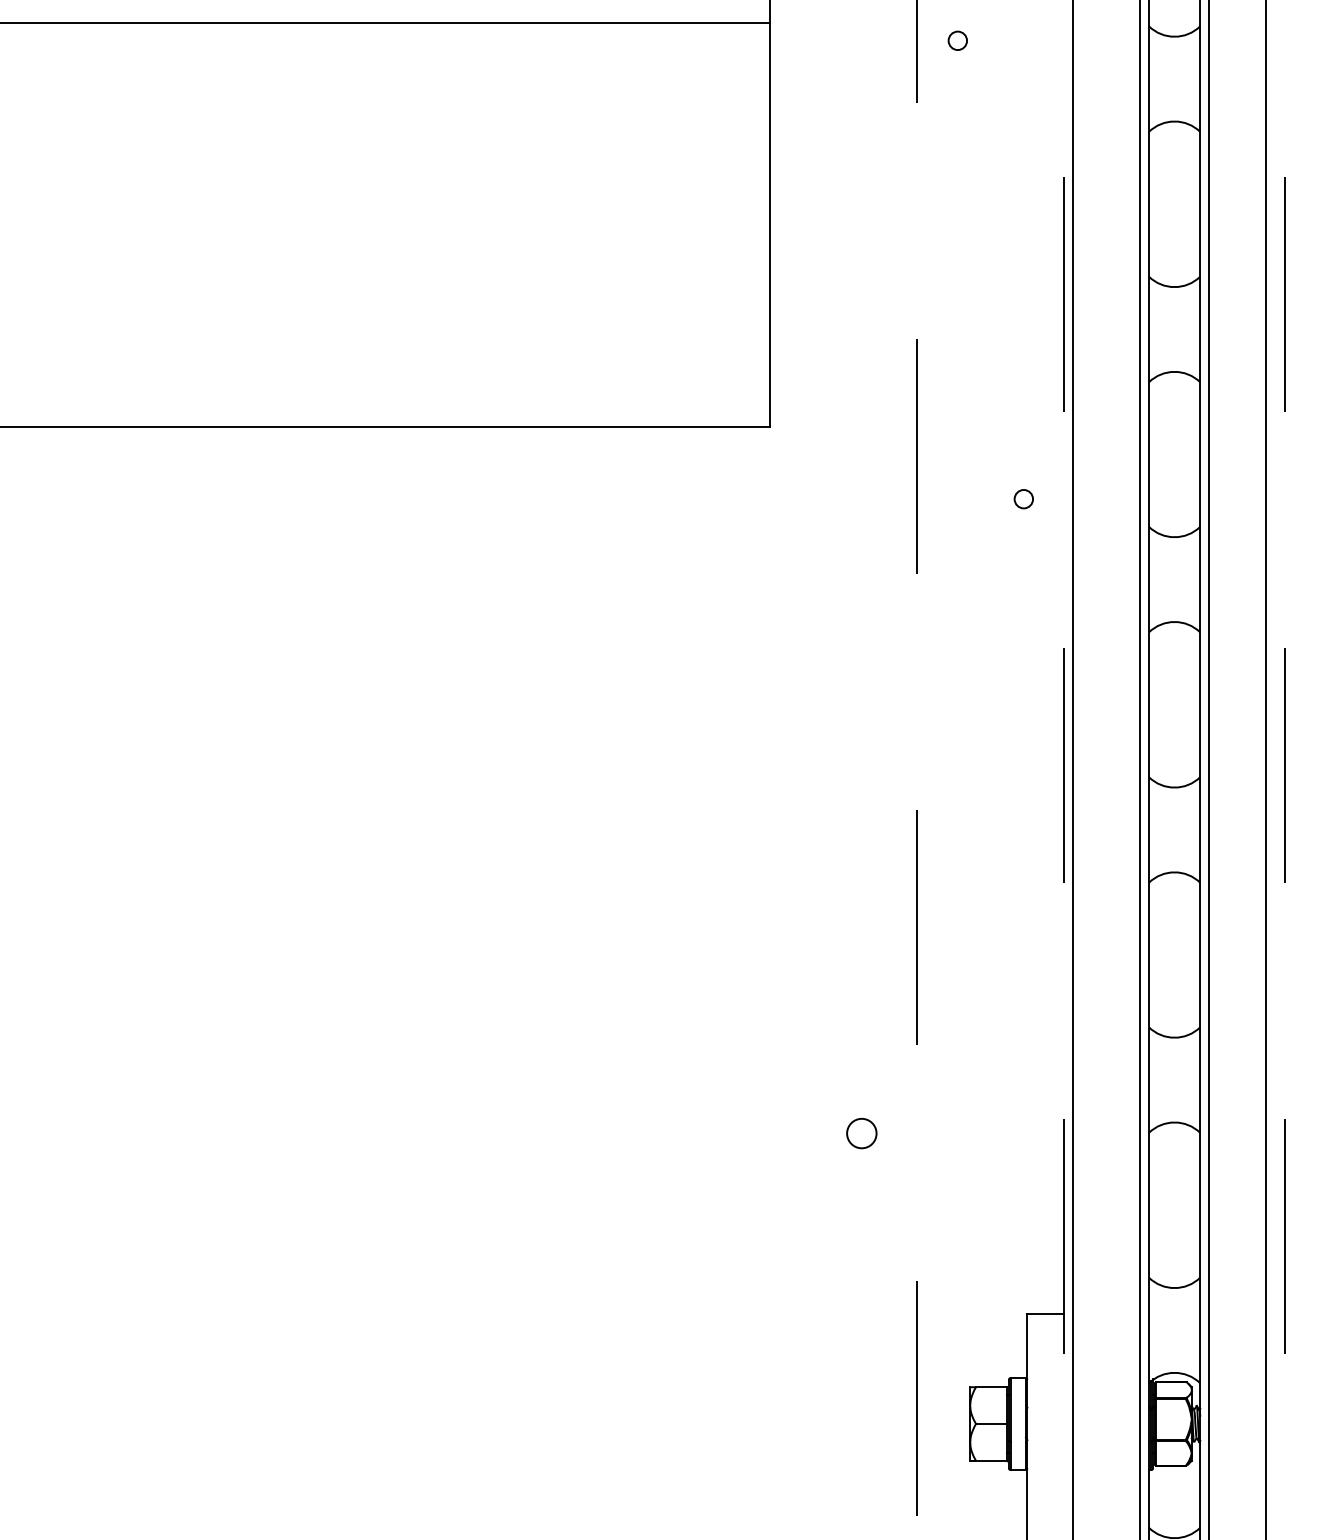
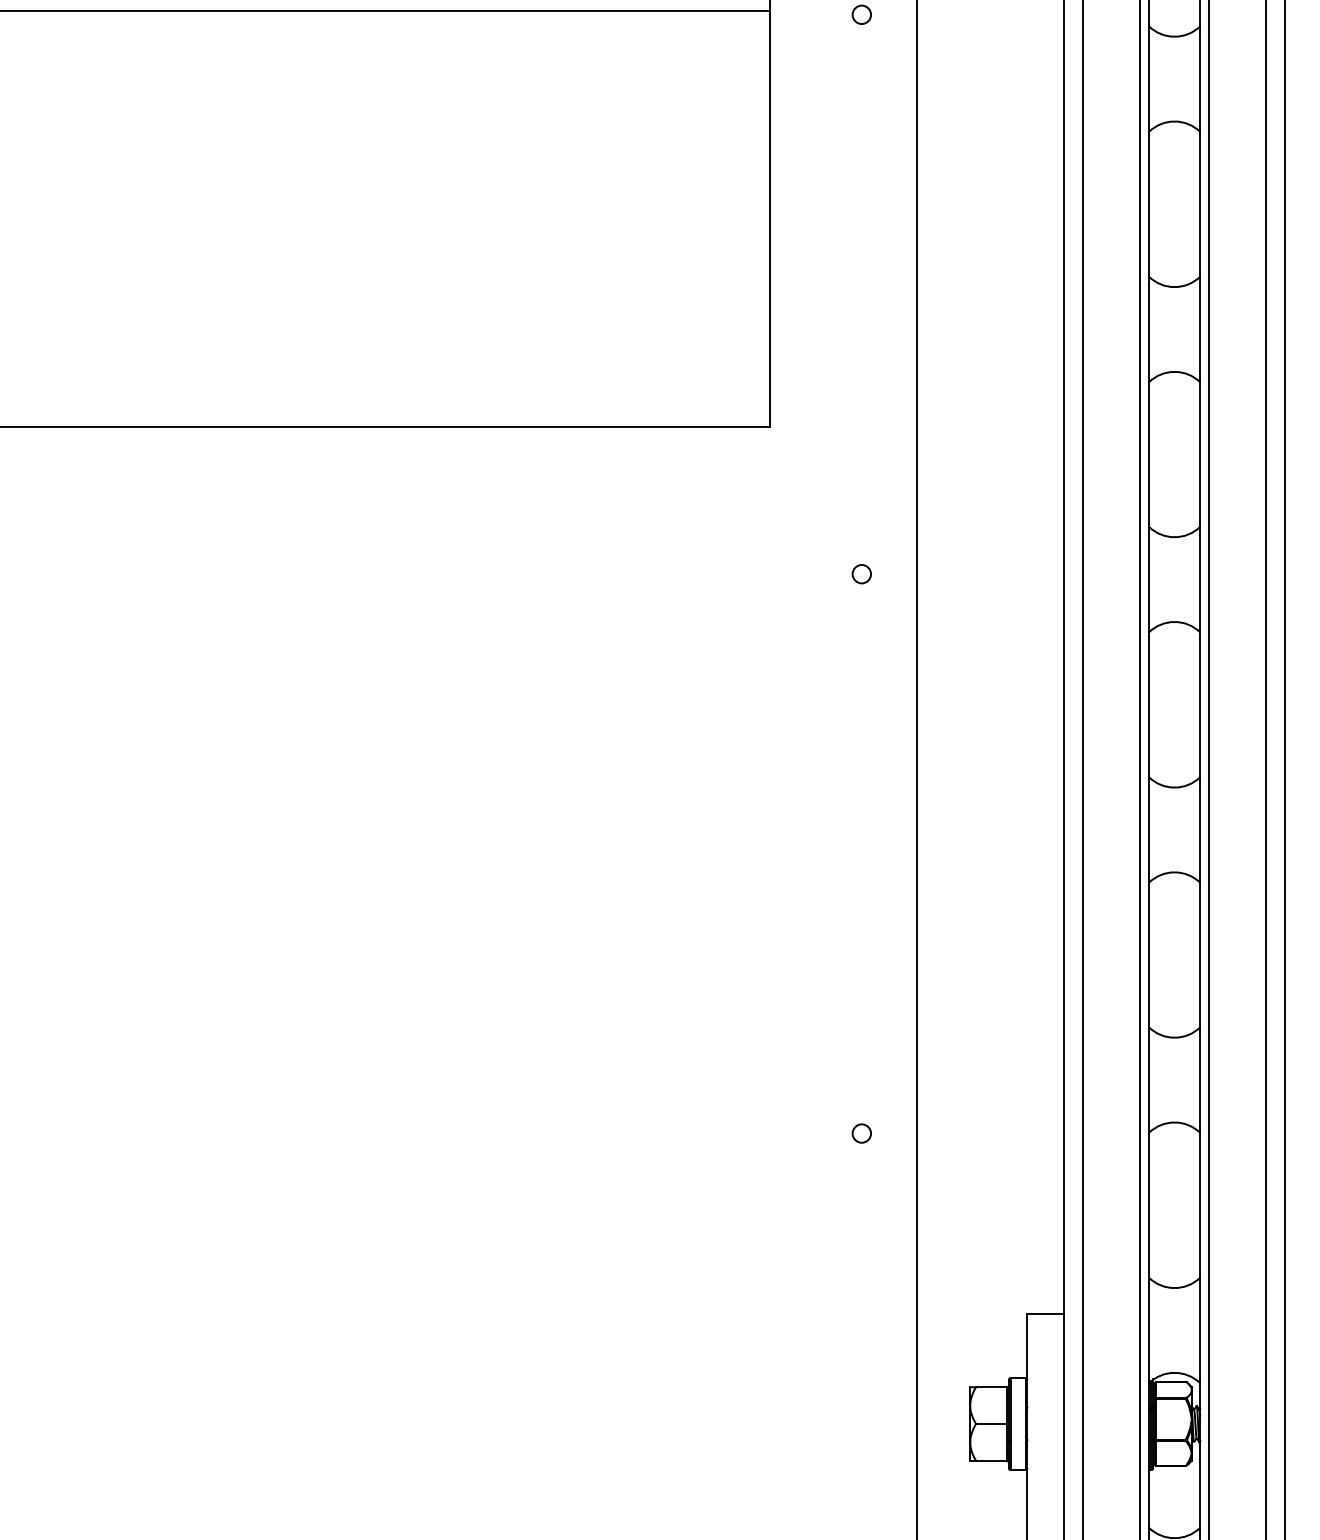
line position: (385, 22) -> (385, 10) (385, 10)
circle position: (957, 40) -> (861, 14) (861, 14)
circle position: (1023, 499) -> (861, 574) (861, 574)
line: dashed -> solid (1064, 769)
line position: (1072, 769) -> (1082, 769) (1082, 769)
line: dashed -> solid (1284, 769)
line: dashed -> solid (916, 770)
circle diameter: 29 px -> 18 px (861, 1133)
